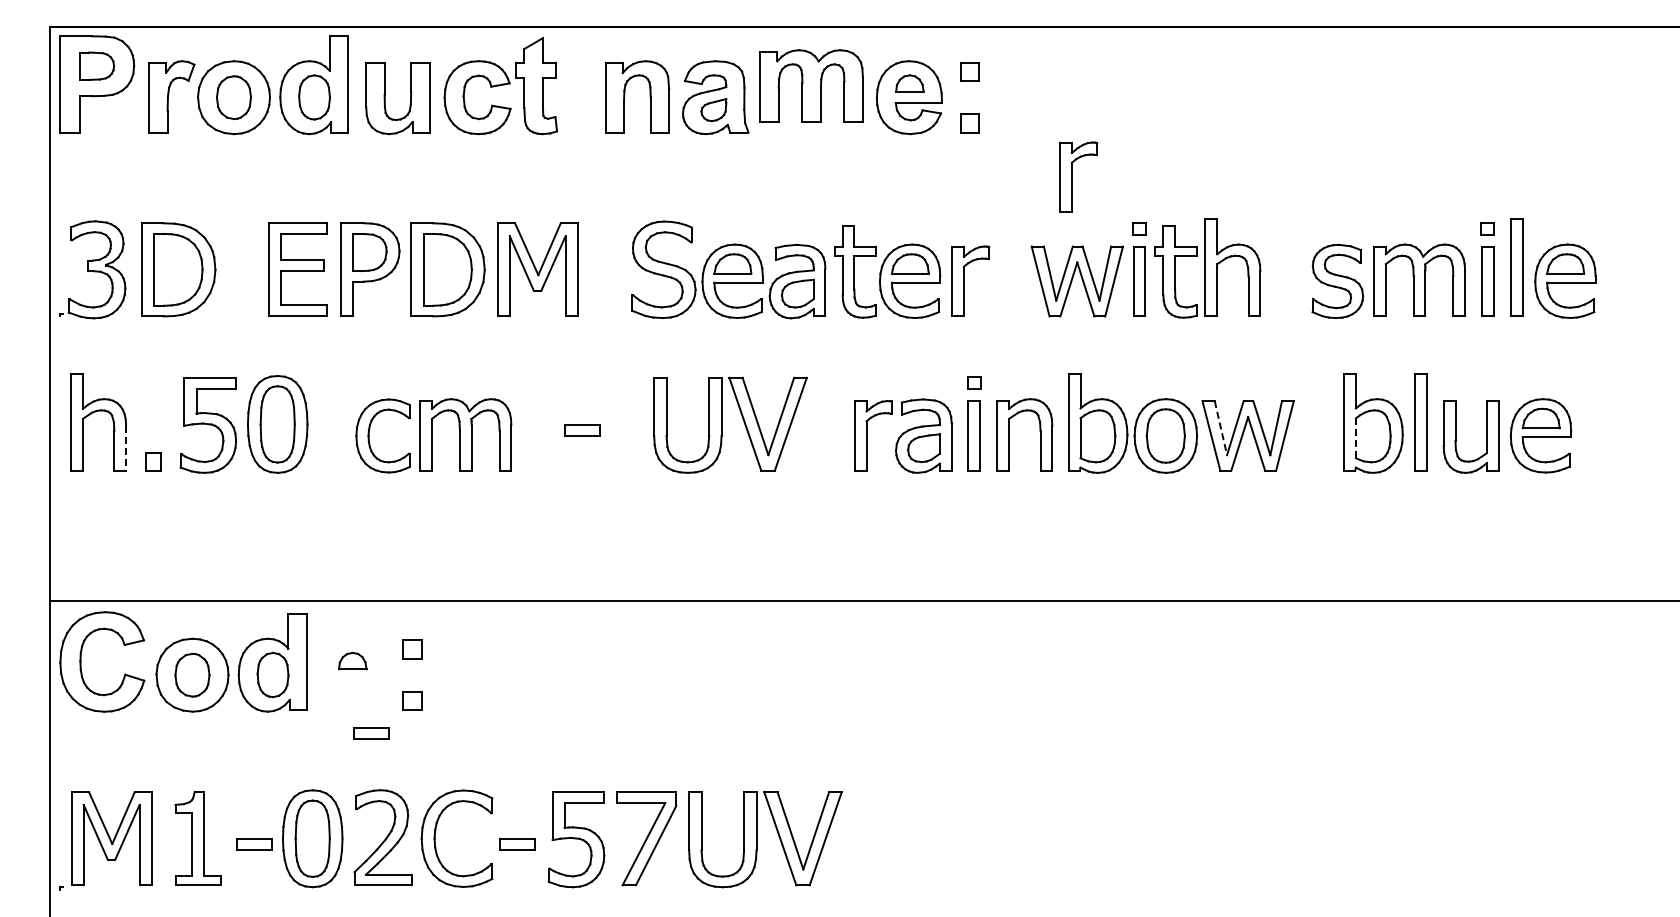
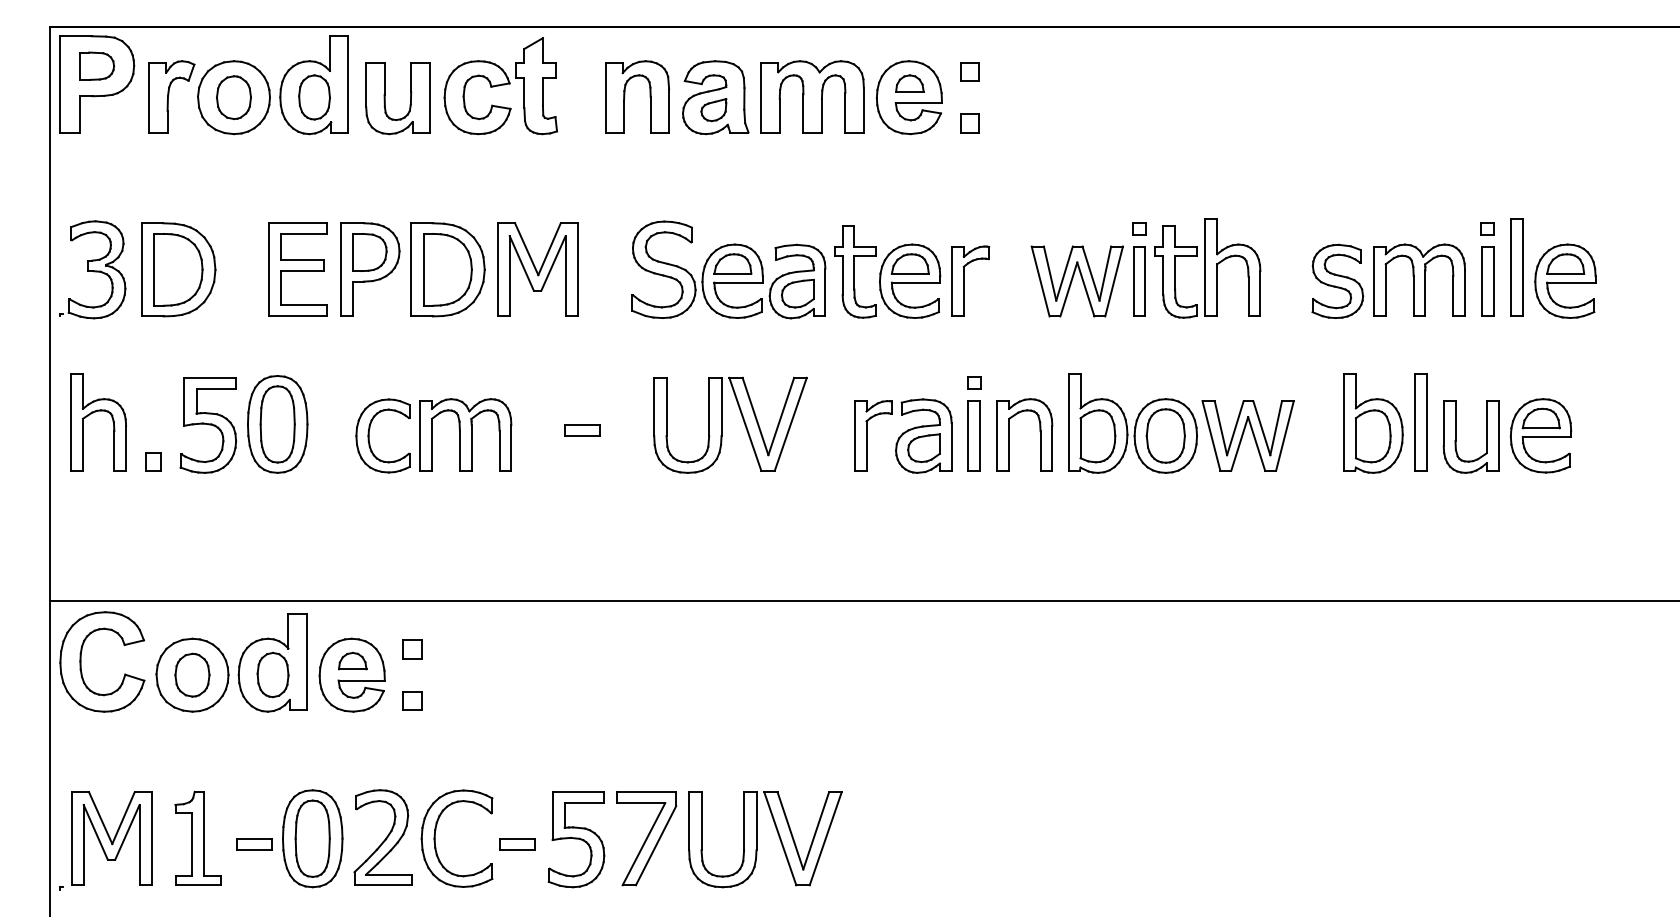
part position: (811, 85) -> (812, 96) (812, 96)
part: present -> none (1078, 176)
line: dashed -> solid (1220, 428)
line: dashed -> solid (1355, 438)
line: dashed -> solid (126, 448)
part: none -> present (351, 674)
part: present -> none (371, 733)
